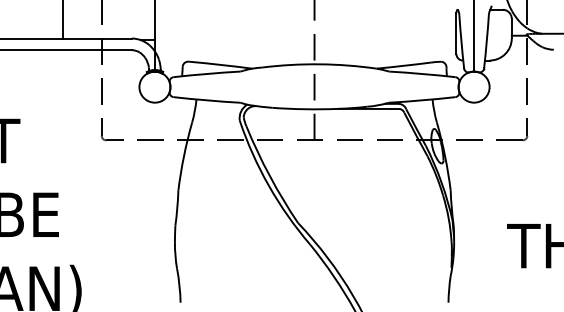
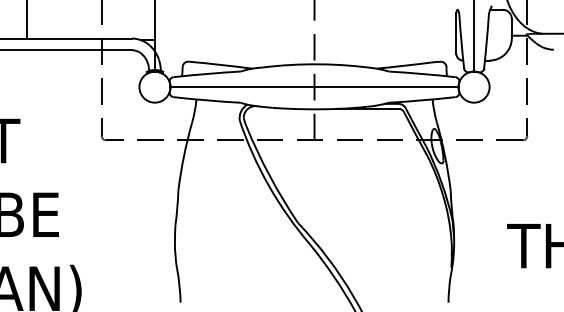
line position: (63, 20) -> (27, 20) (27, 20)
line: none -> present (314, 87)
